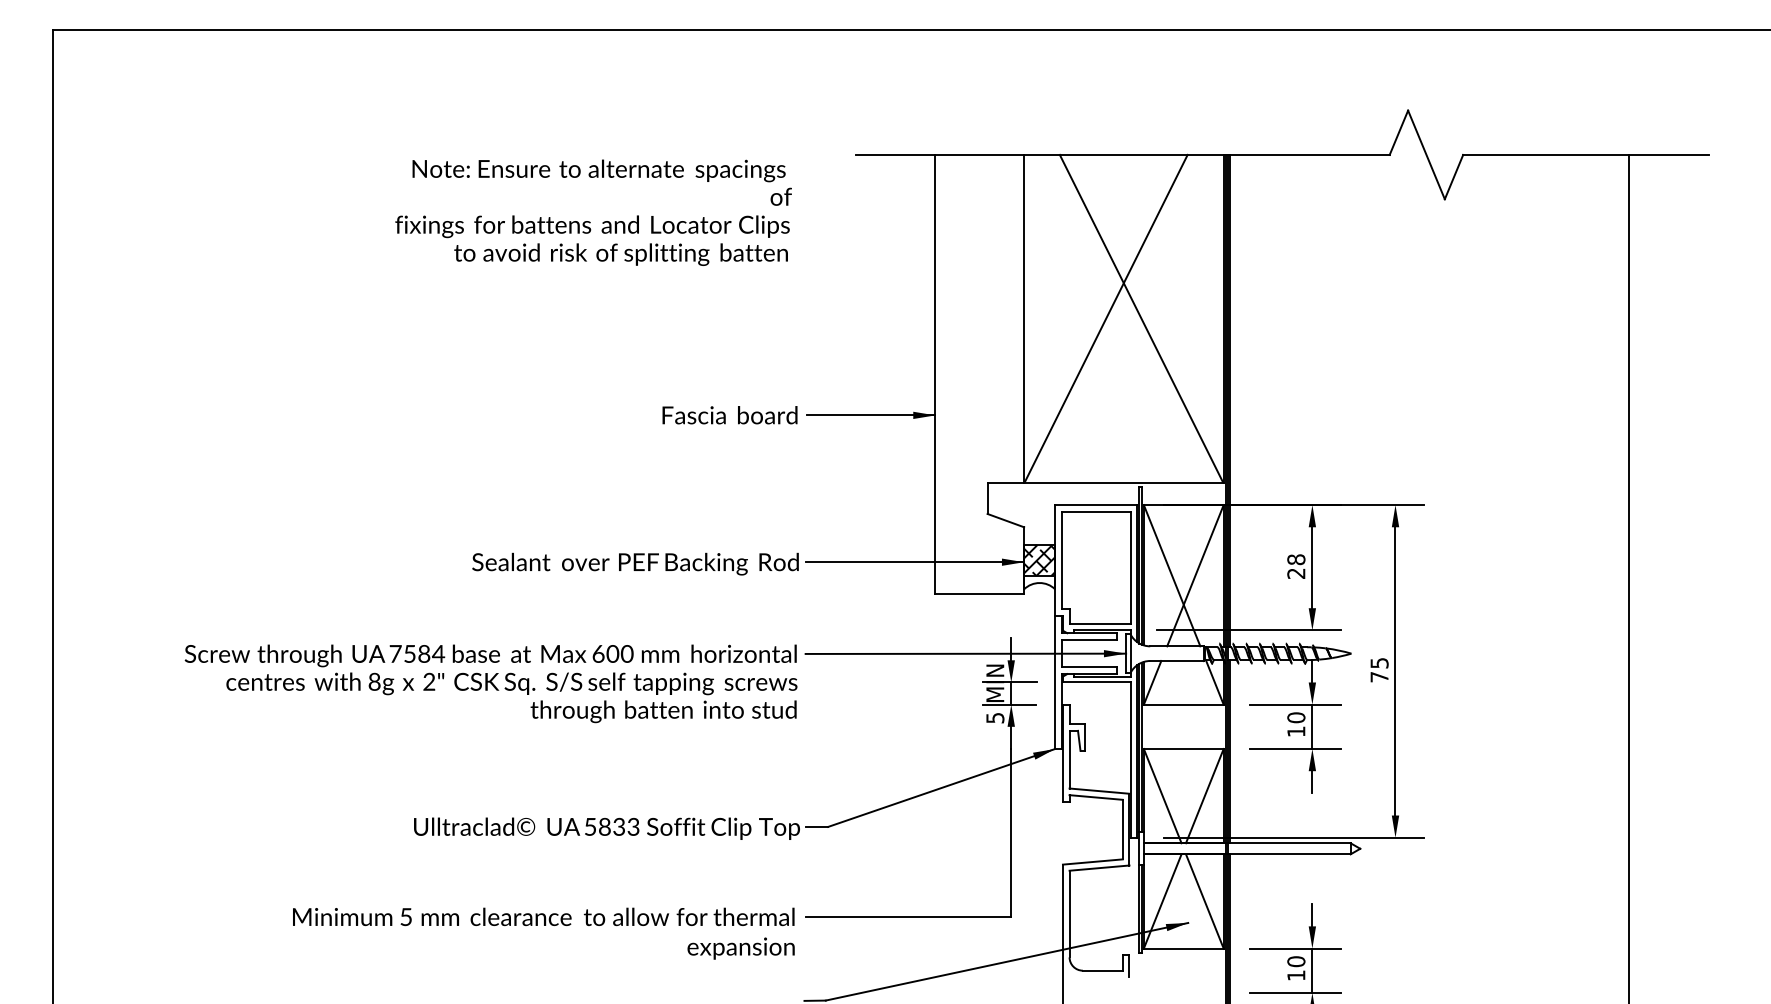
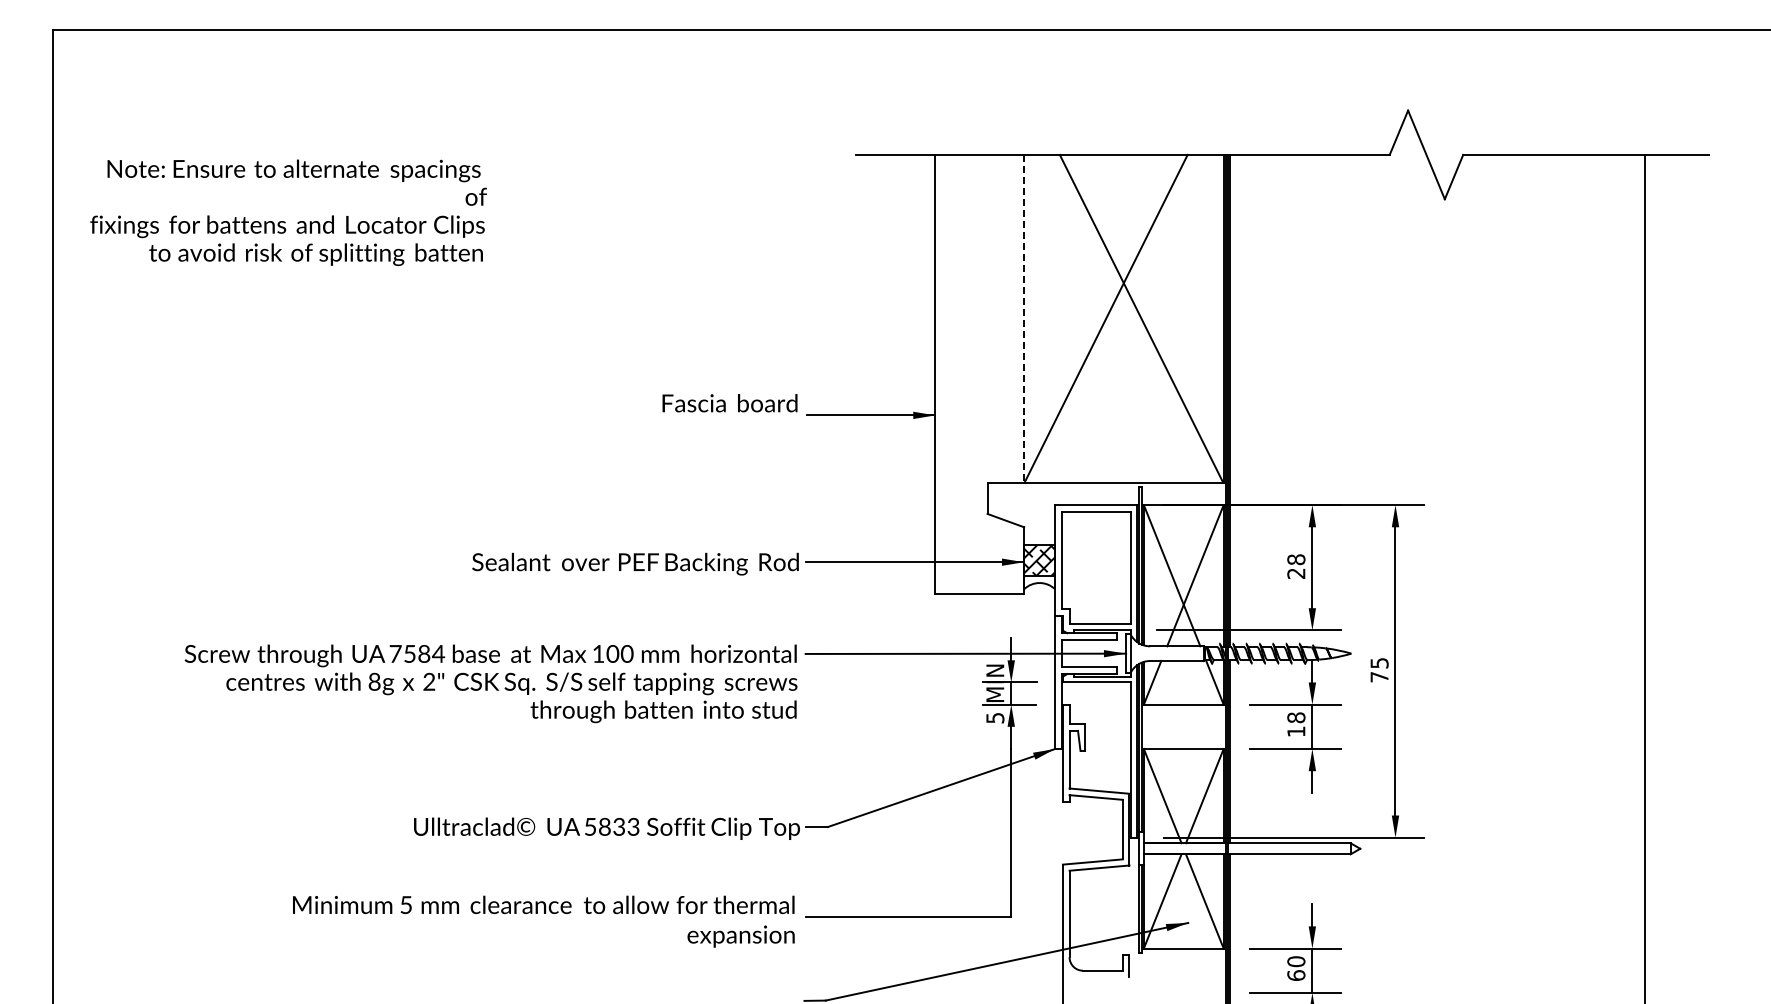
text position: (593, 212) -> (288, 212) (288, 212)
line: solid -> dashed (1024, 318)
text position: (729, 415) -> (729, 403) (729, 403)
line position: (1629, 577) -> (1645, 577) (1645, 577)
text: 600 -> 100 (598, 653)
text: 10 -> 18 (1296, 717)
text position: (543, 933) -> (543, 921) (543, 921)
text: 10 -> 60 (1296, 975)
